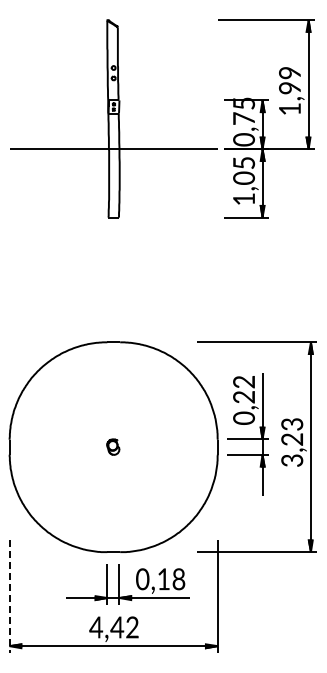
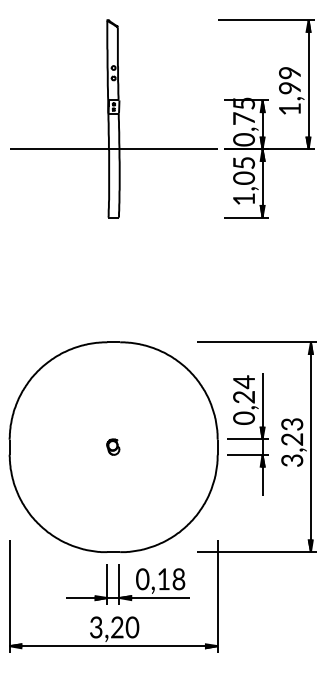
text: 0,22 -> 0,24 (243, 382)
line: dashed -> solid (9, 597)
text: 4,42 -> 3,20 (114, 627)
